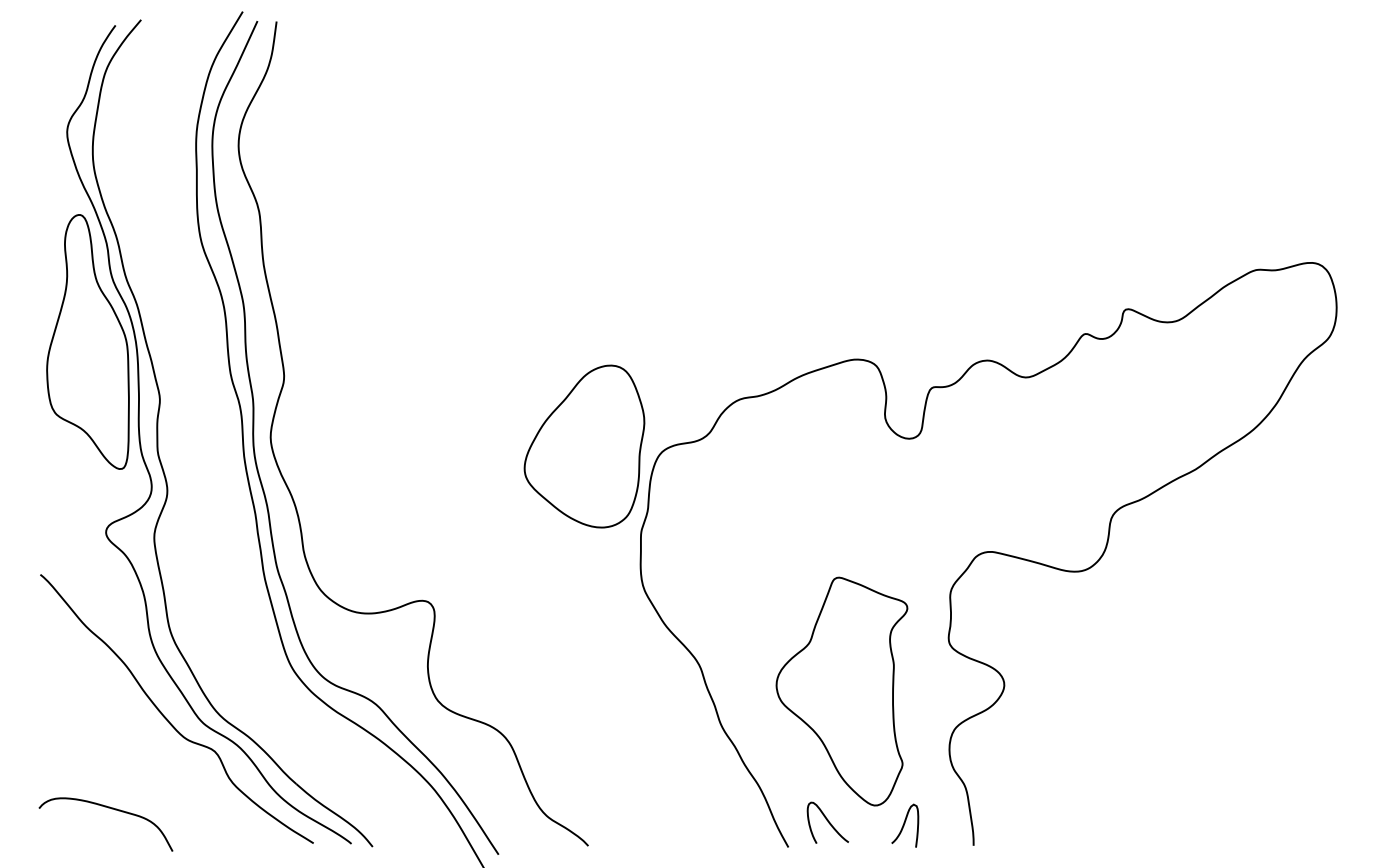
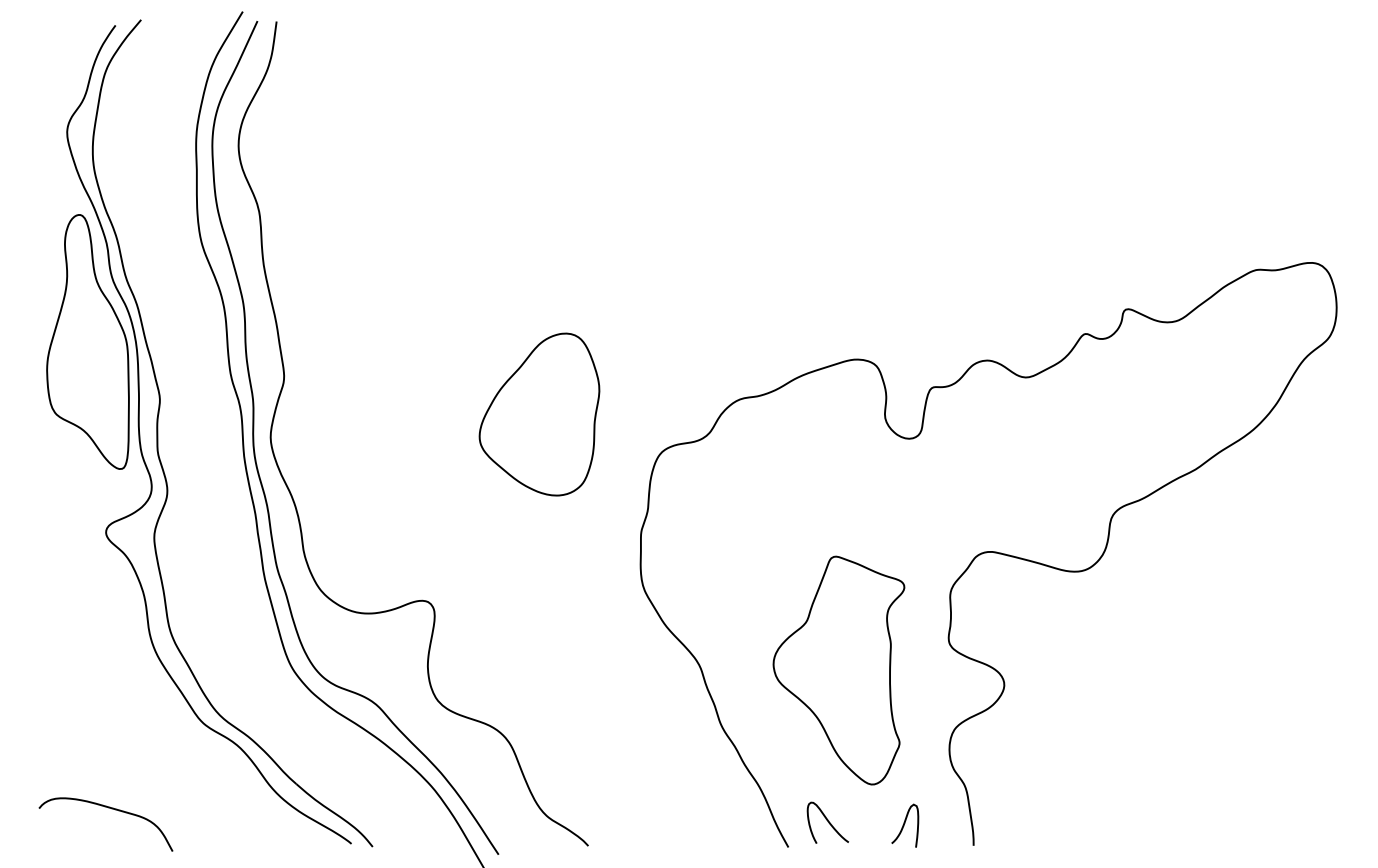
part position: (584, 446) -> (539, 414) (539, 414)
part position: (841, 691) -> (838, 670) (838, 670)
curve: present -> none (166, 717)
